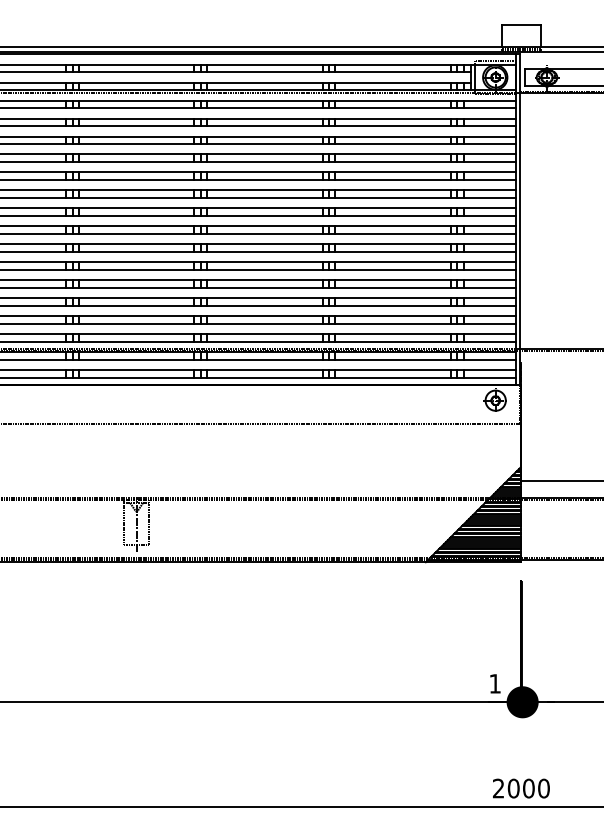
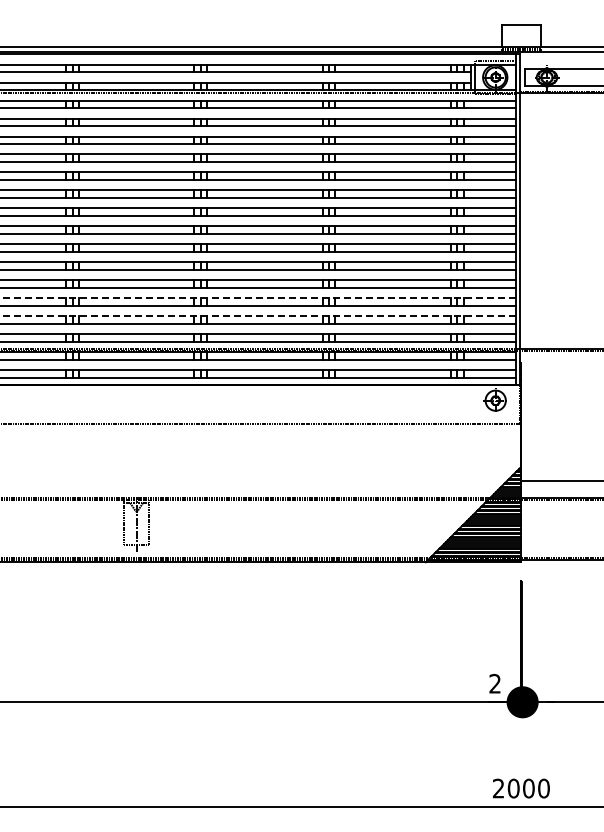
line: solid -> dashed (258, 298)
line: solid -> dashed (258, 316)
text: 1 -> 2 (494, 683)
